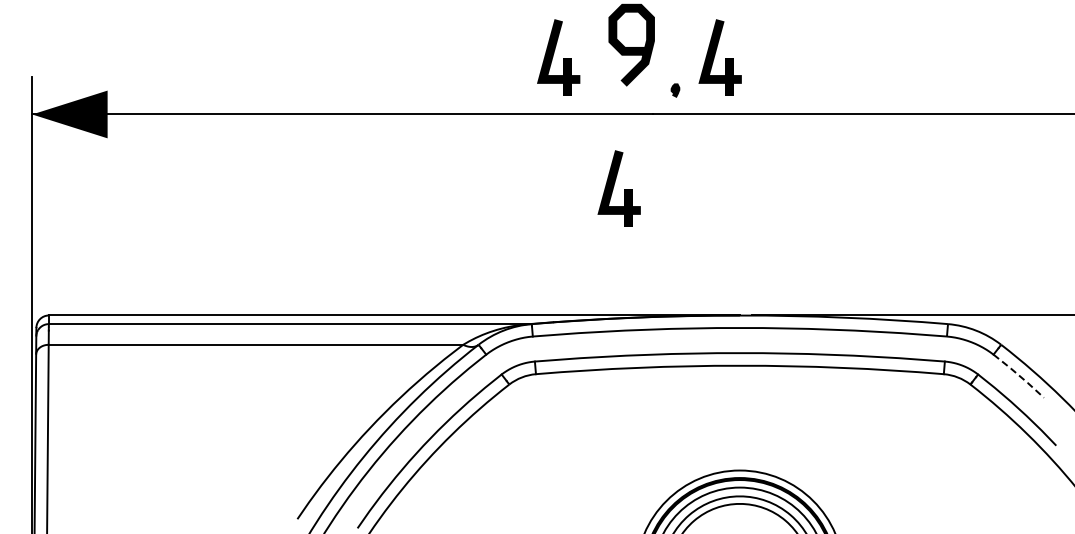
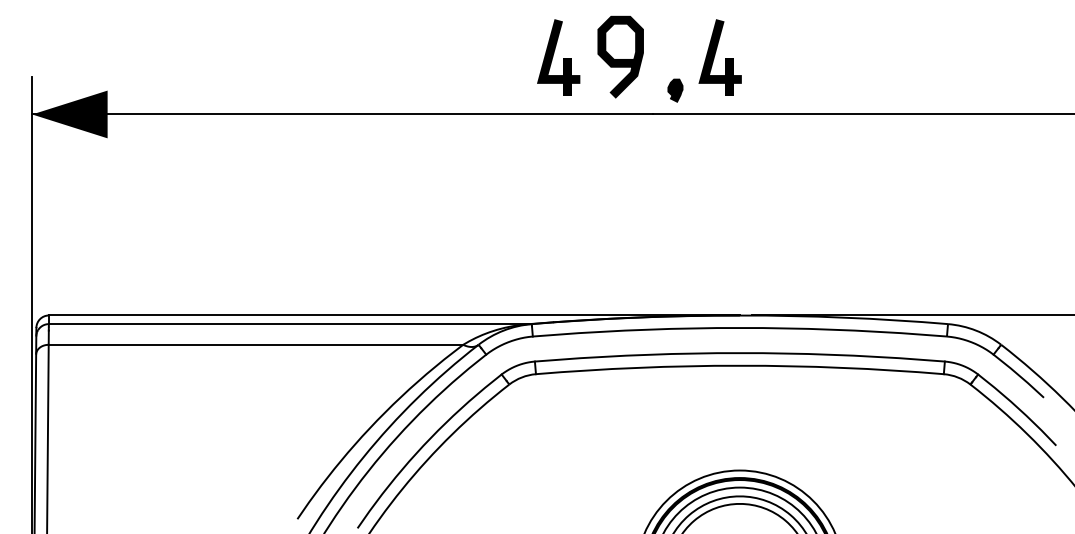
curve position: (631, 47) -> (620, 59) (620, 59)
part size: 11x15 px -> 17x25 px (675, 90)
part: present -> none (618, 188)
line: dashed -> solid (1019, 375)
